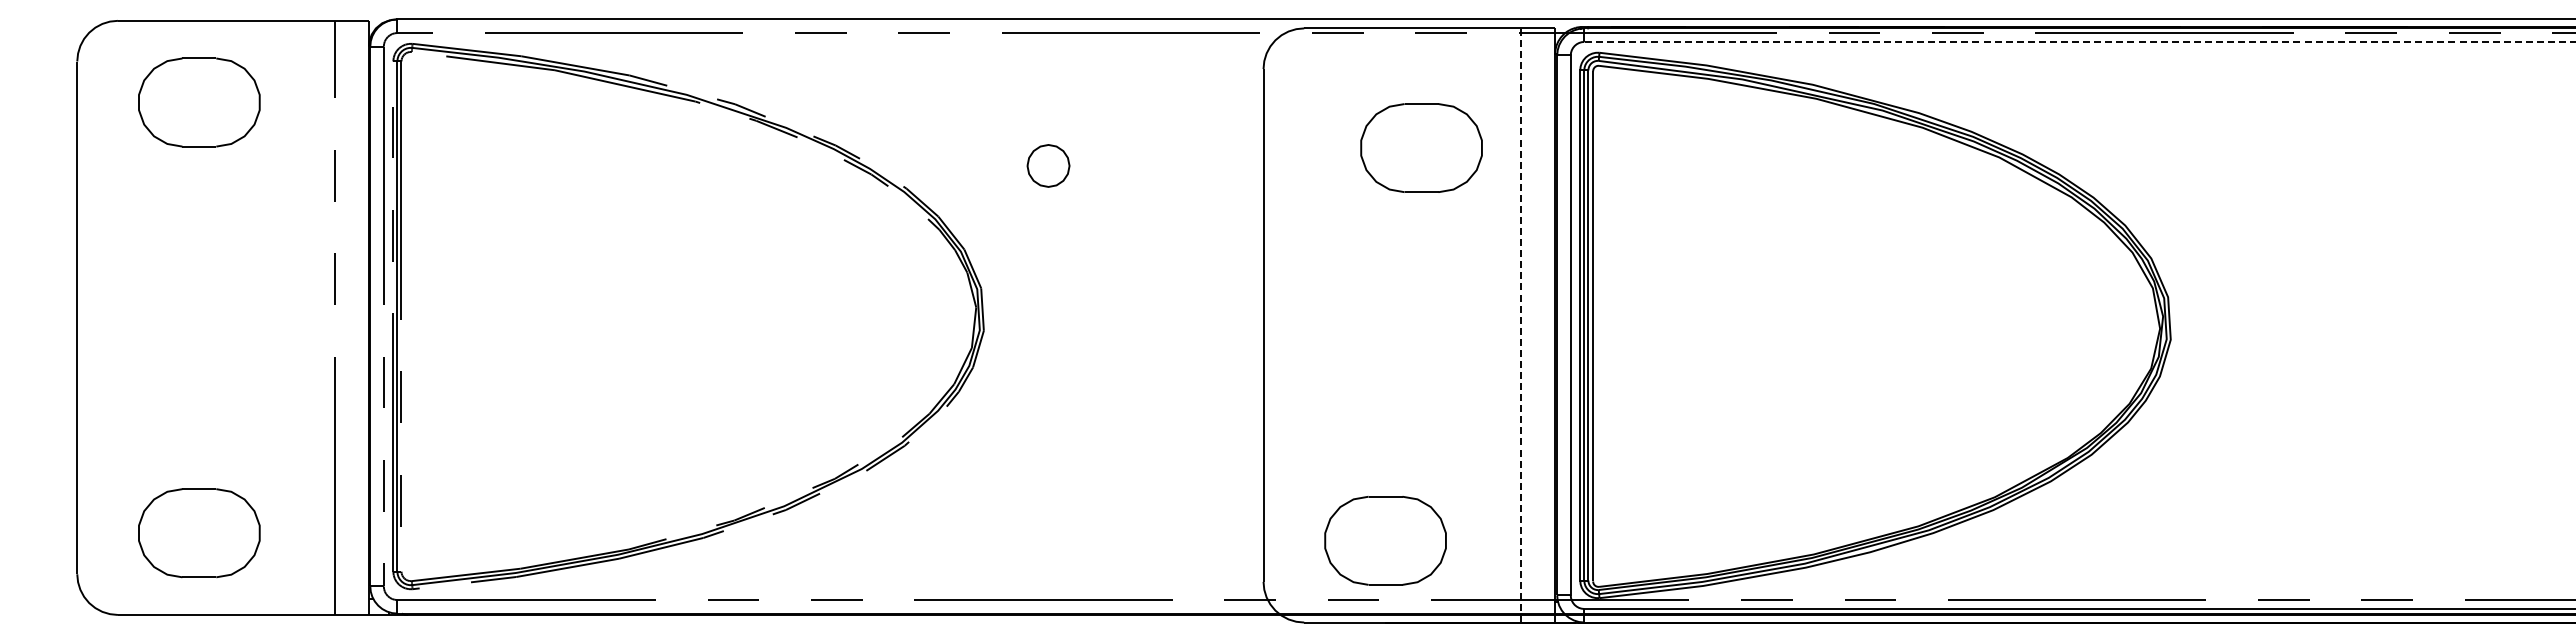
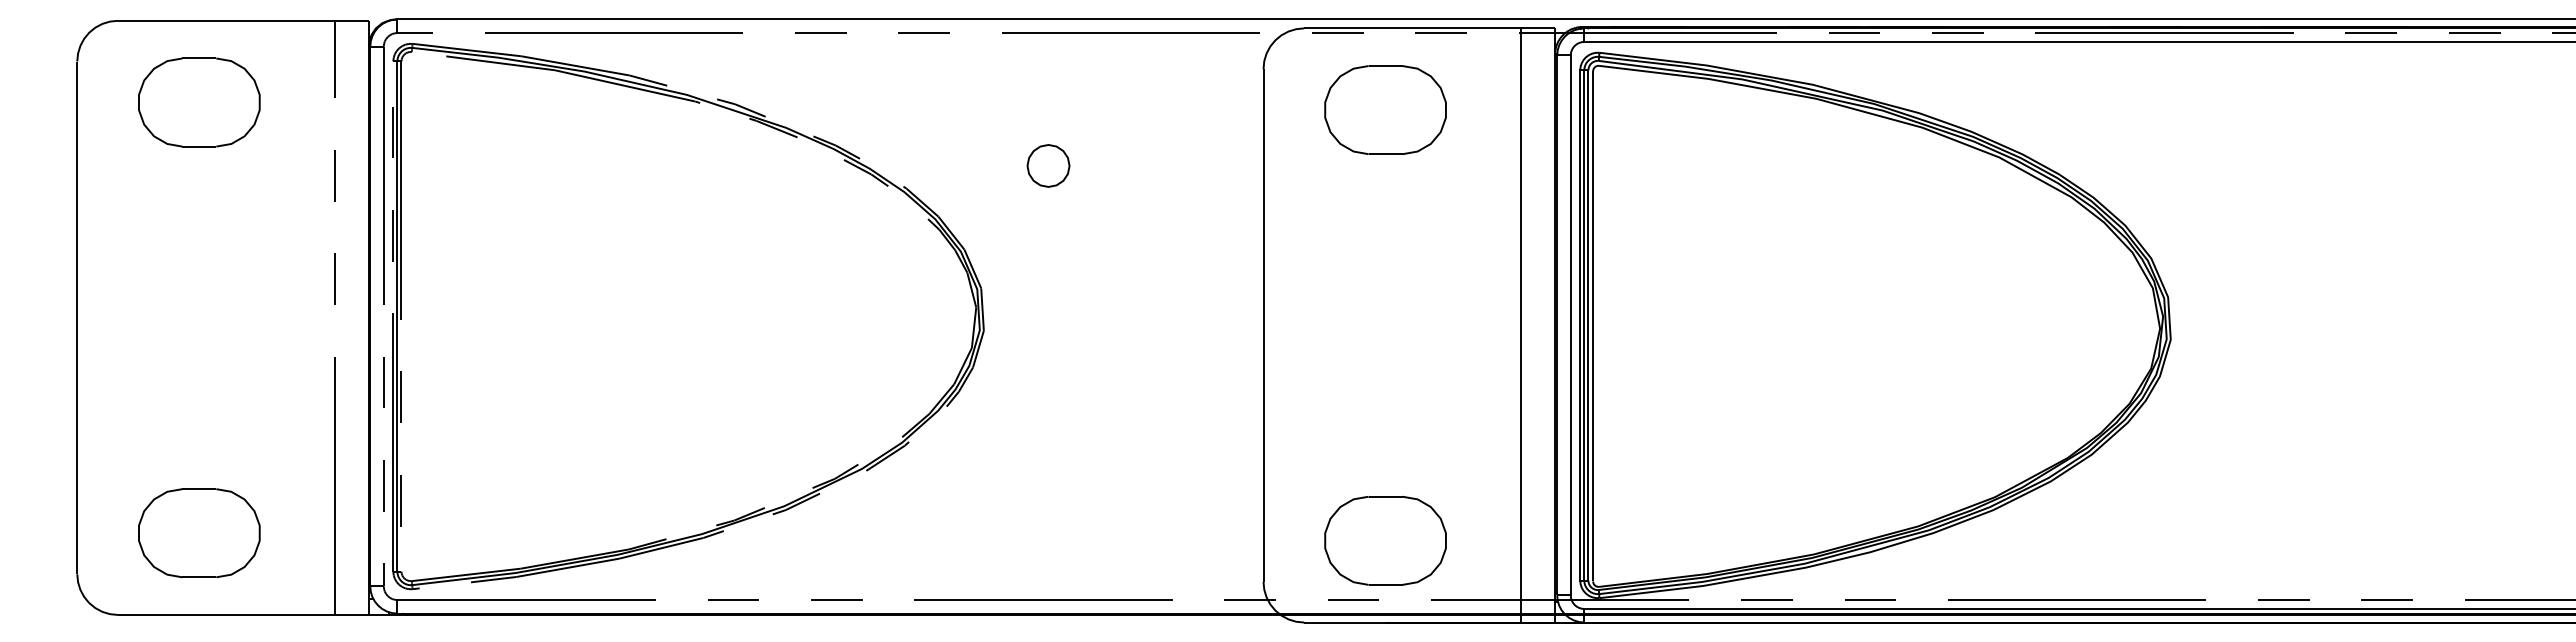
line: dashed -> solid (2079, 41)
part position: (1421, 147) -> (1385, 109) (1385, 109)
line: dashed -> solid (1521, 324)
